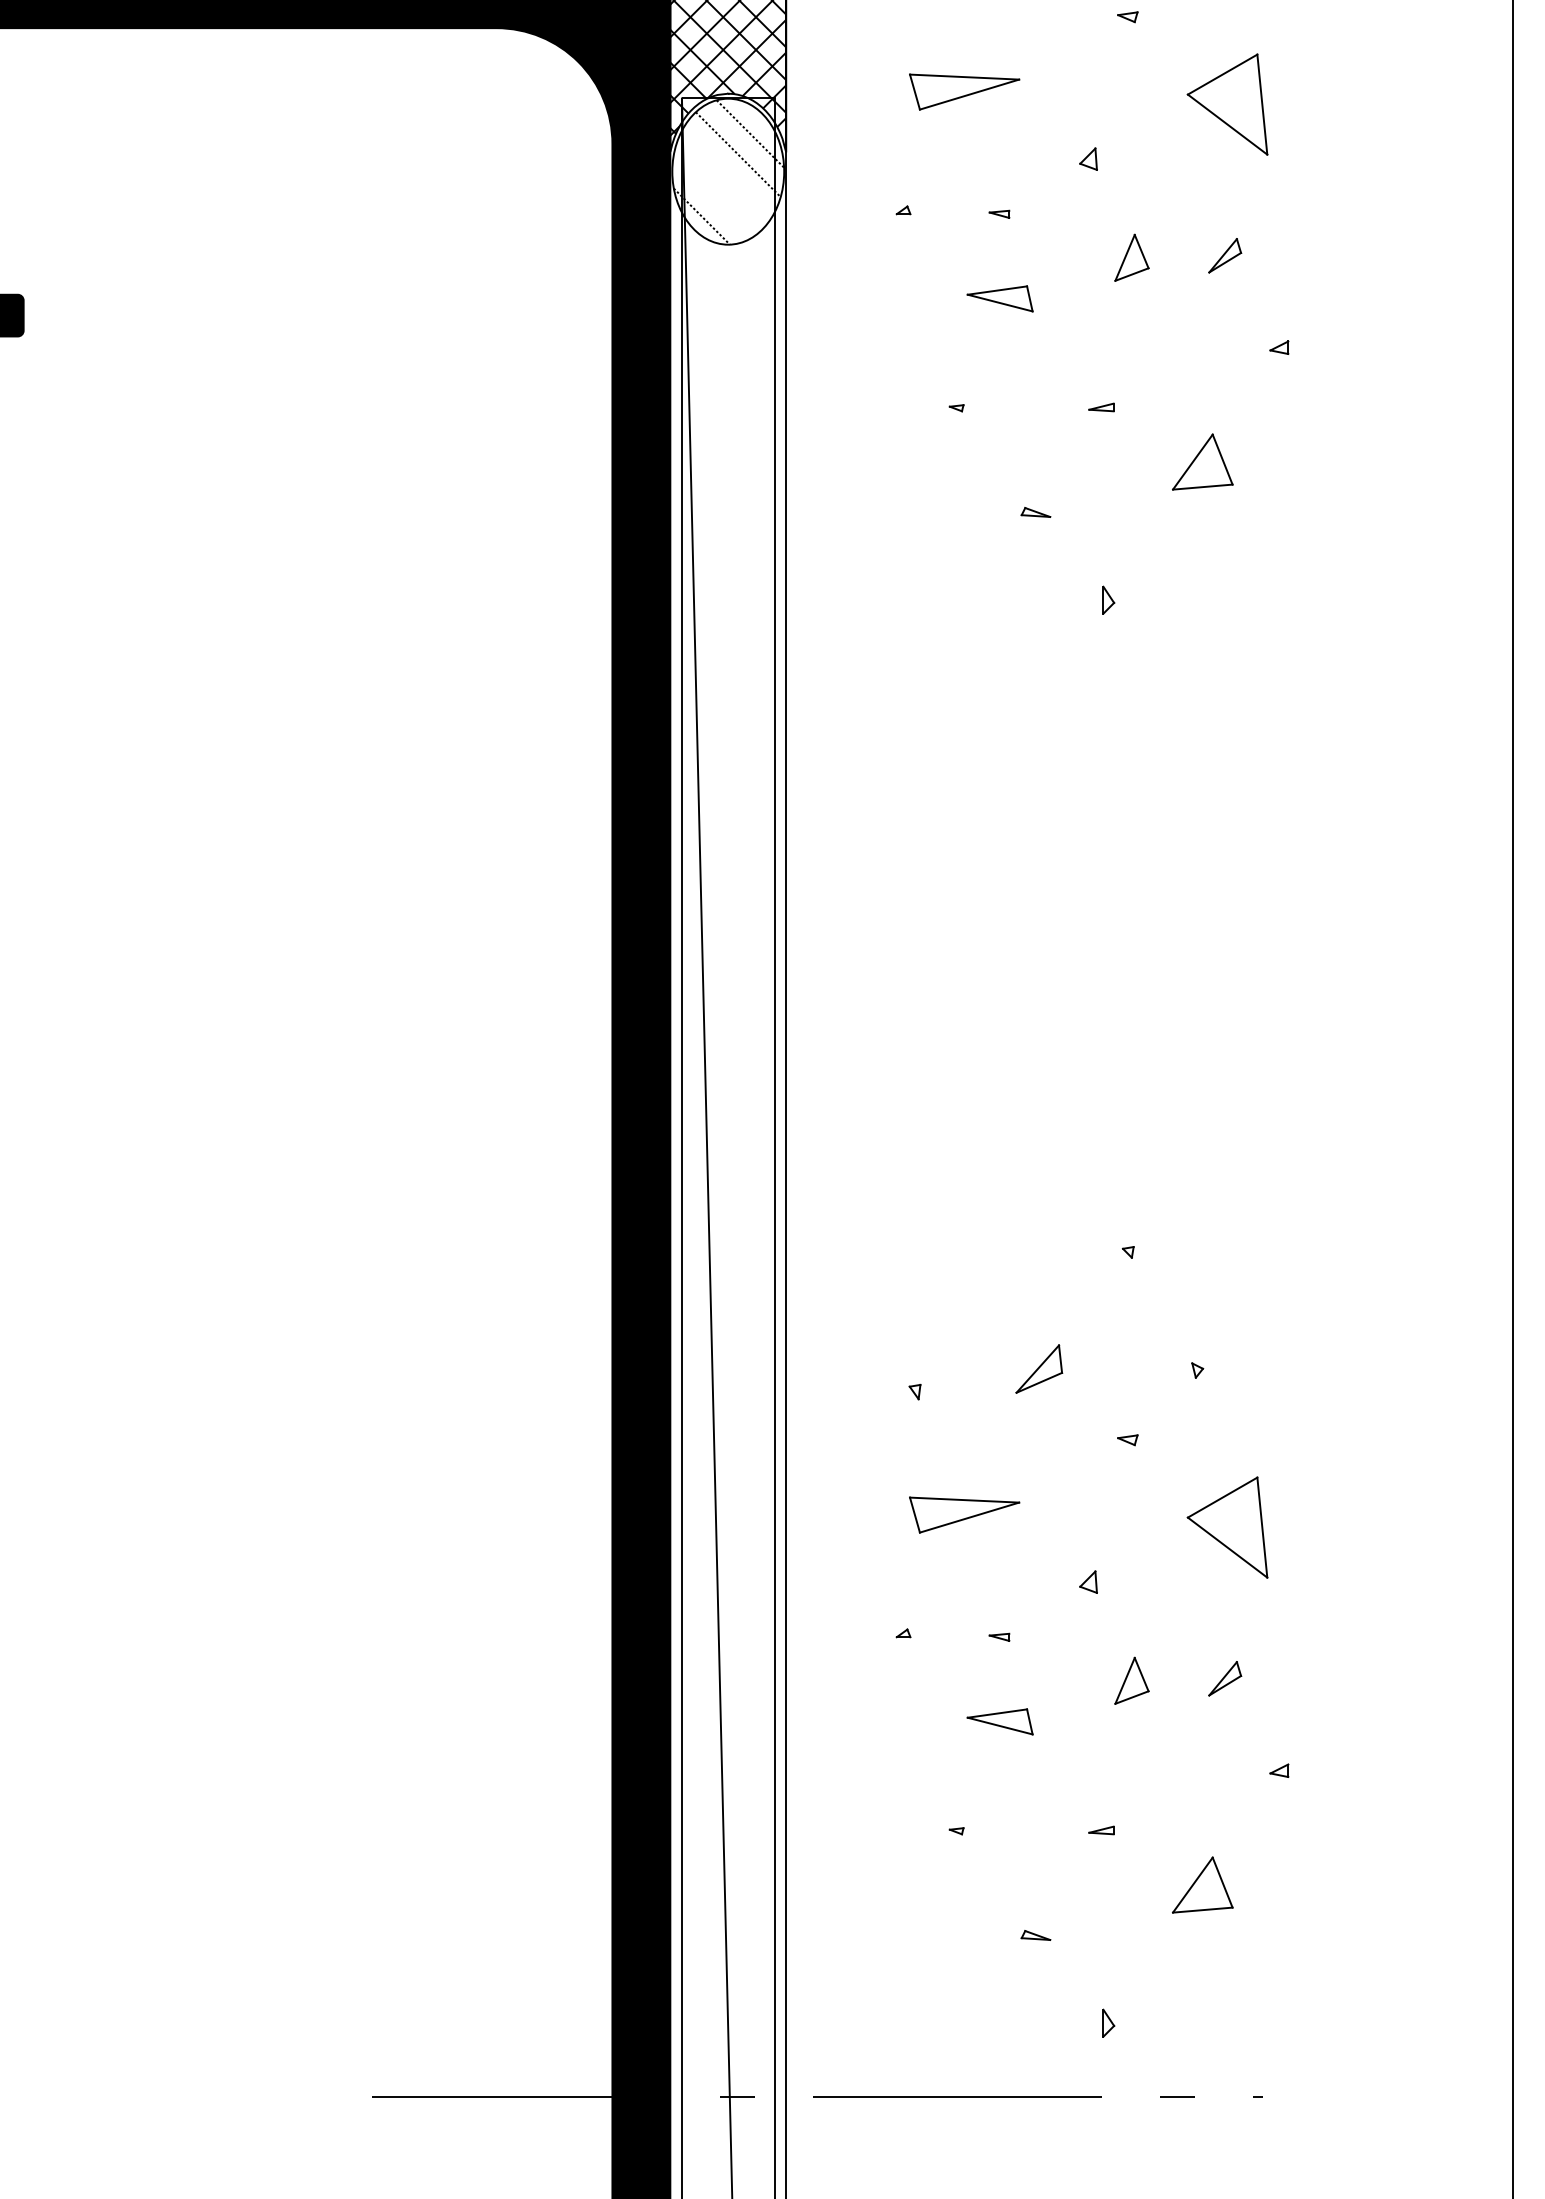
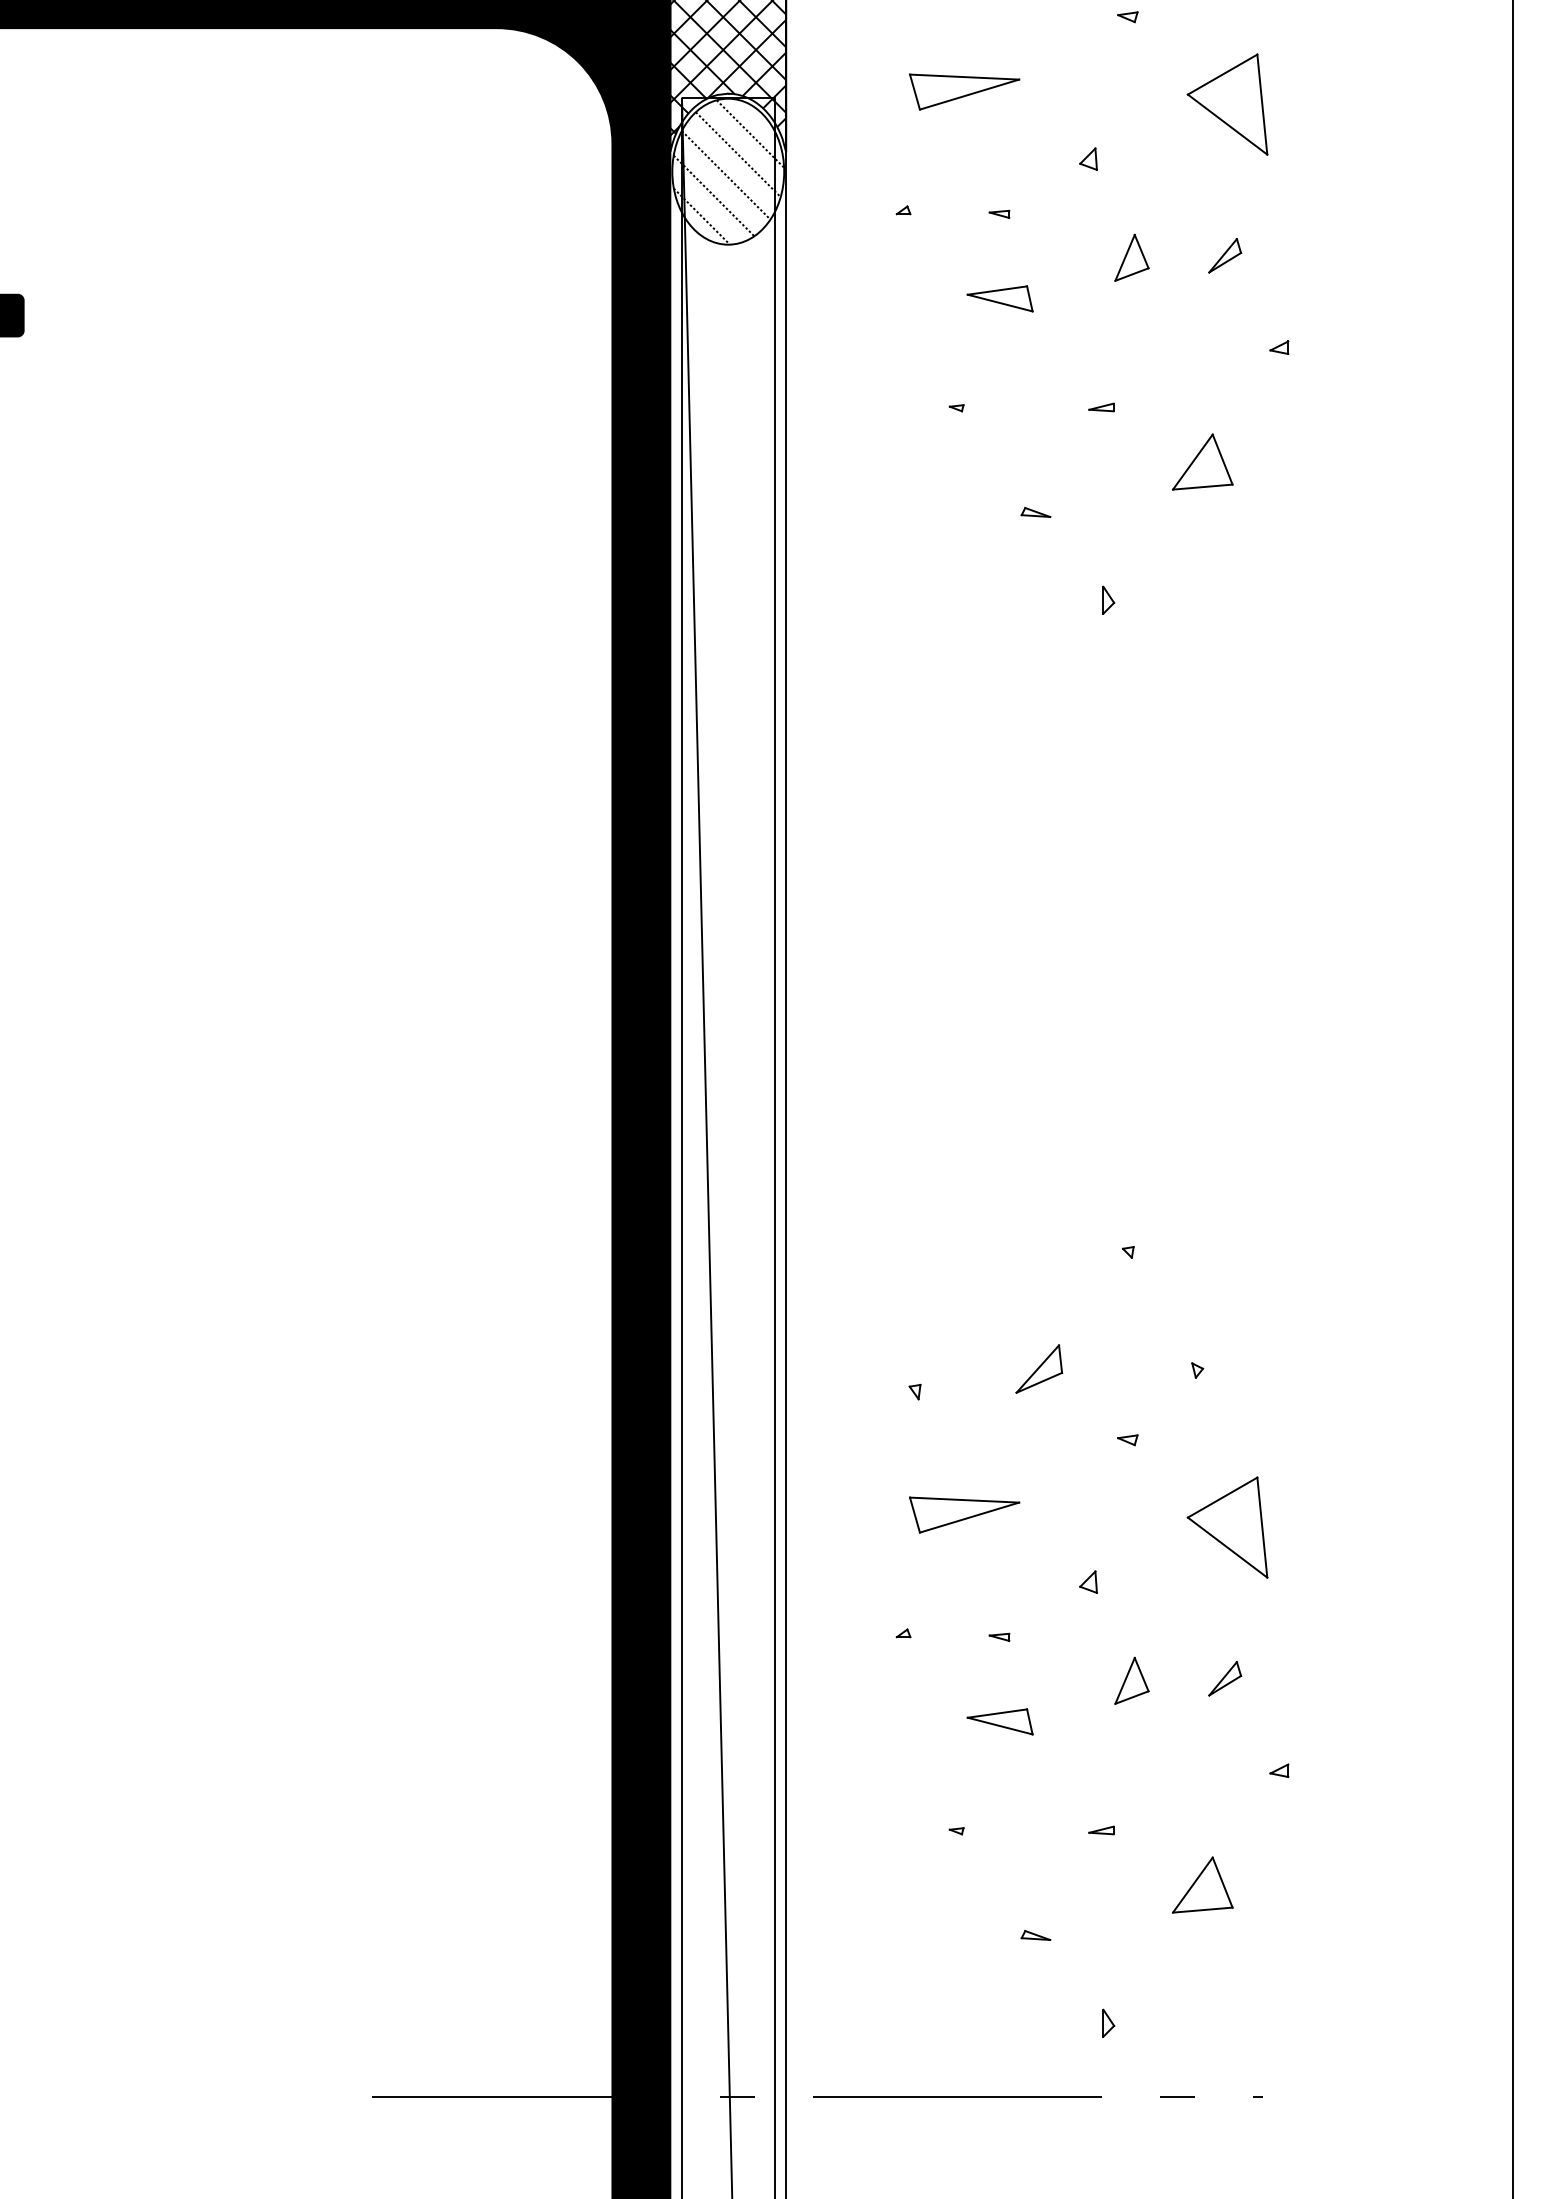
line: none -> present (725, 174)
line: none -> present (713, 195)
